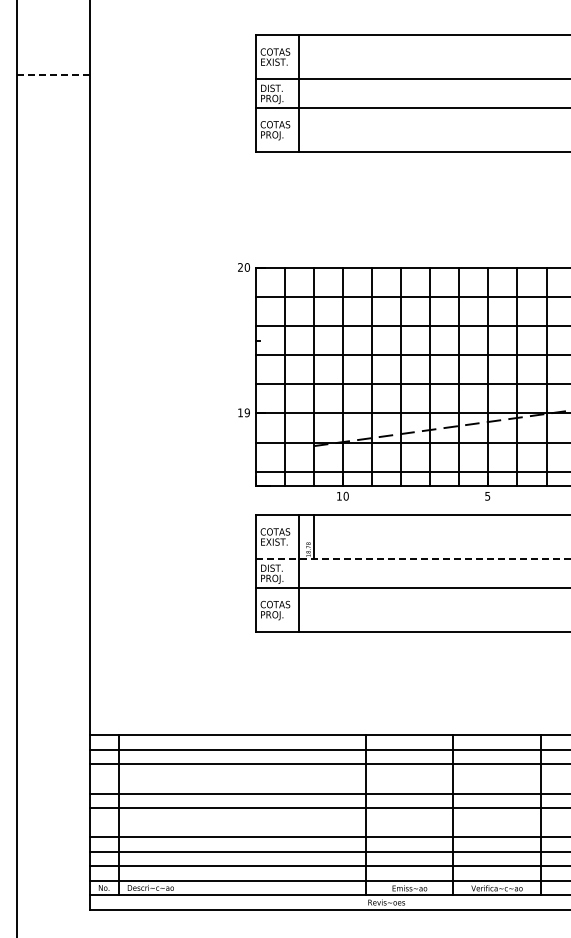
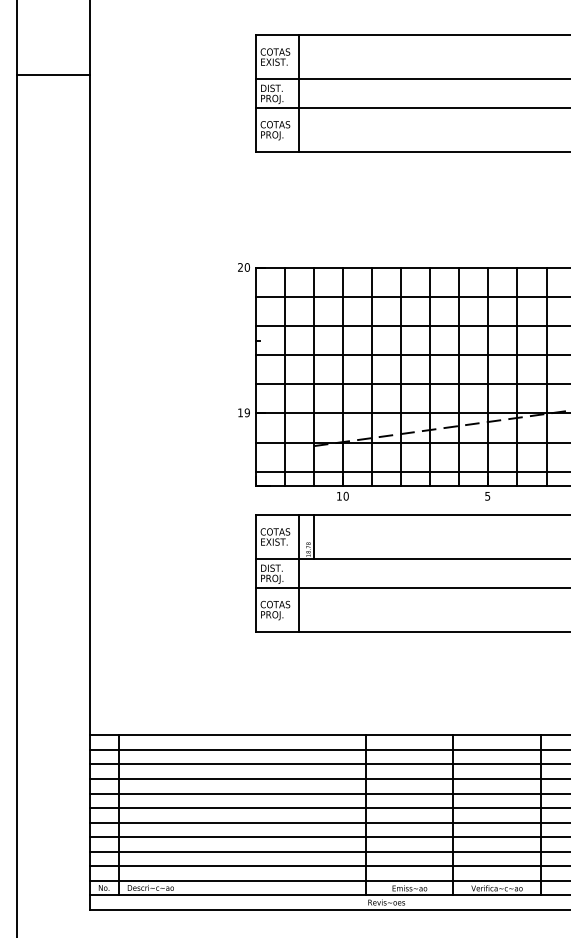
line: dashed -> solid (54, 75)
line: dashed -> solid (413, 558)
line: none -> present (328, 779)
line: none -> present (328, 822)
